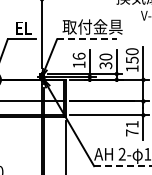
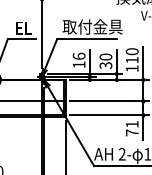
line: dashed -> solid (87, 39)
text: 150 -> 110 (132, 59)
line: dashed -> solid (123, 166)
